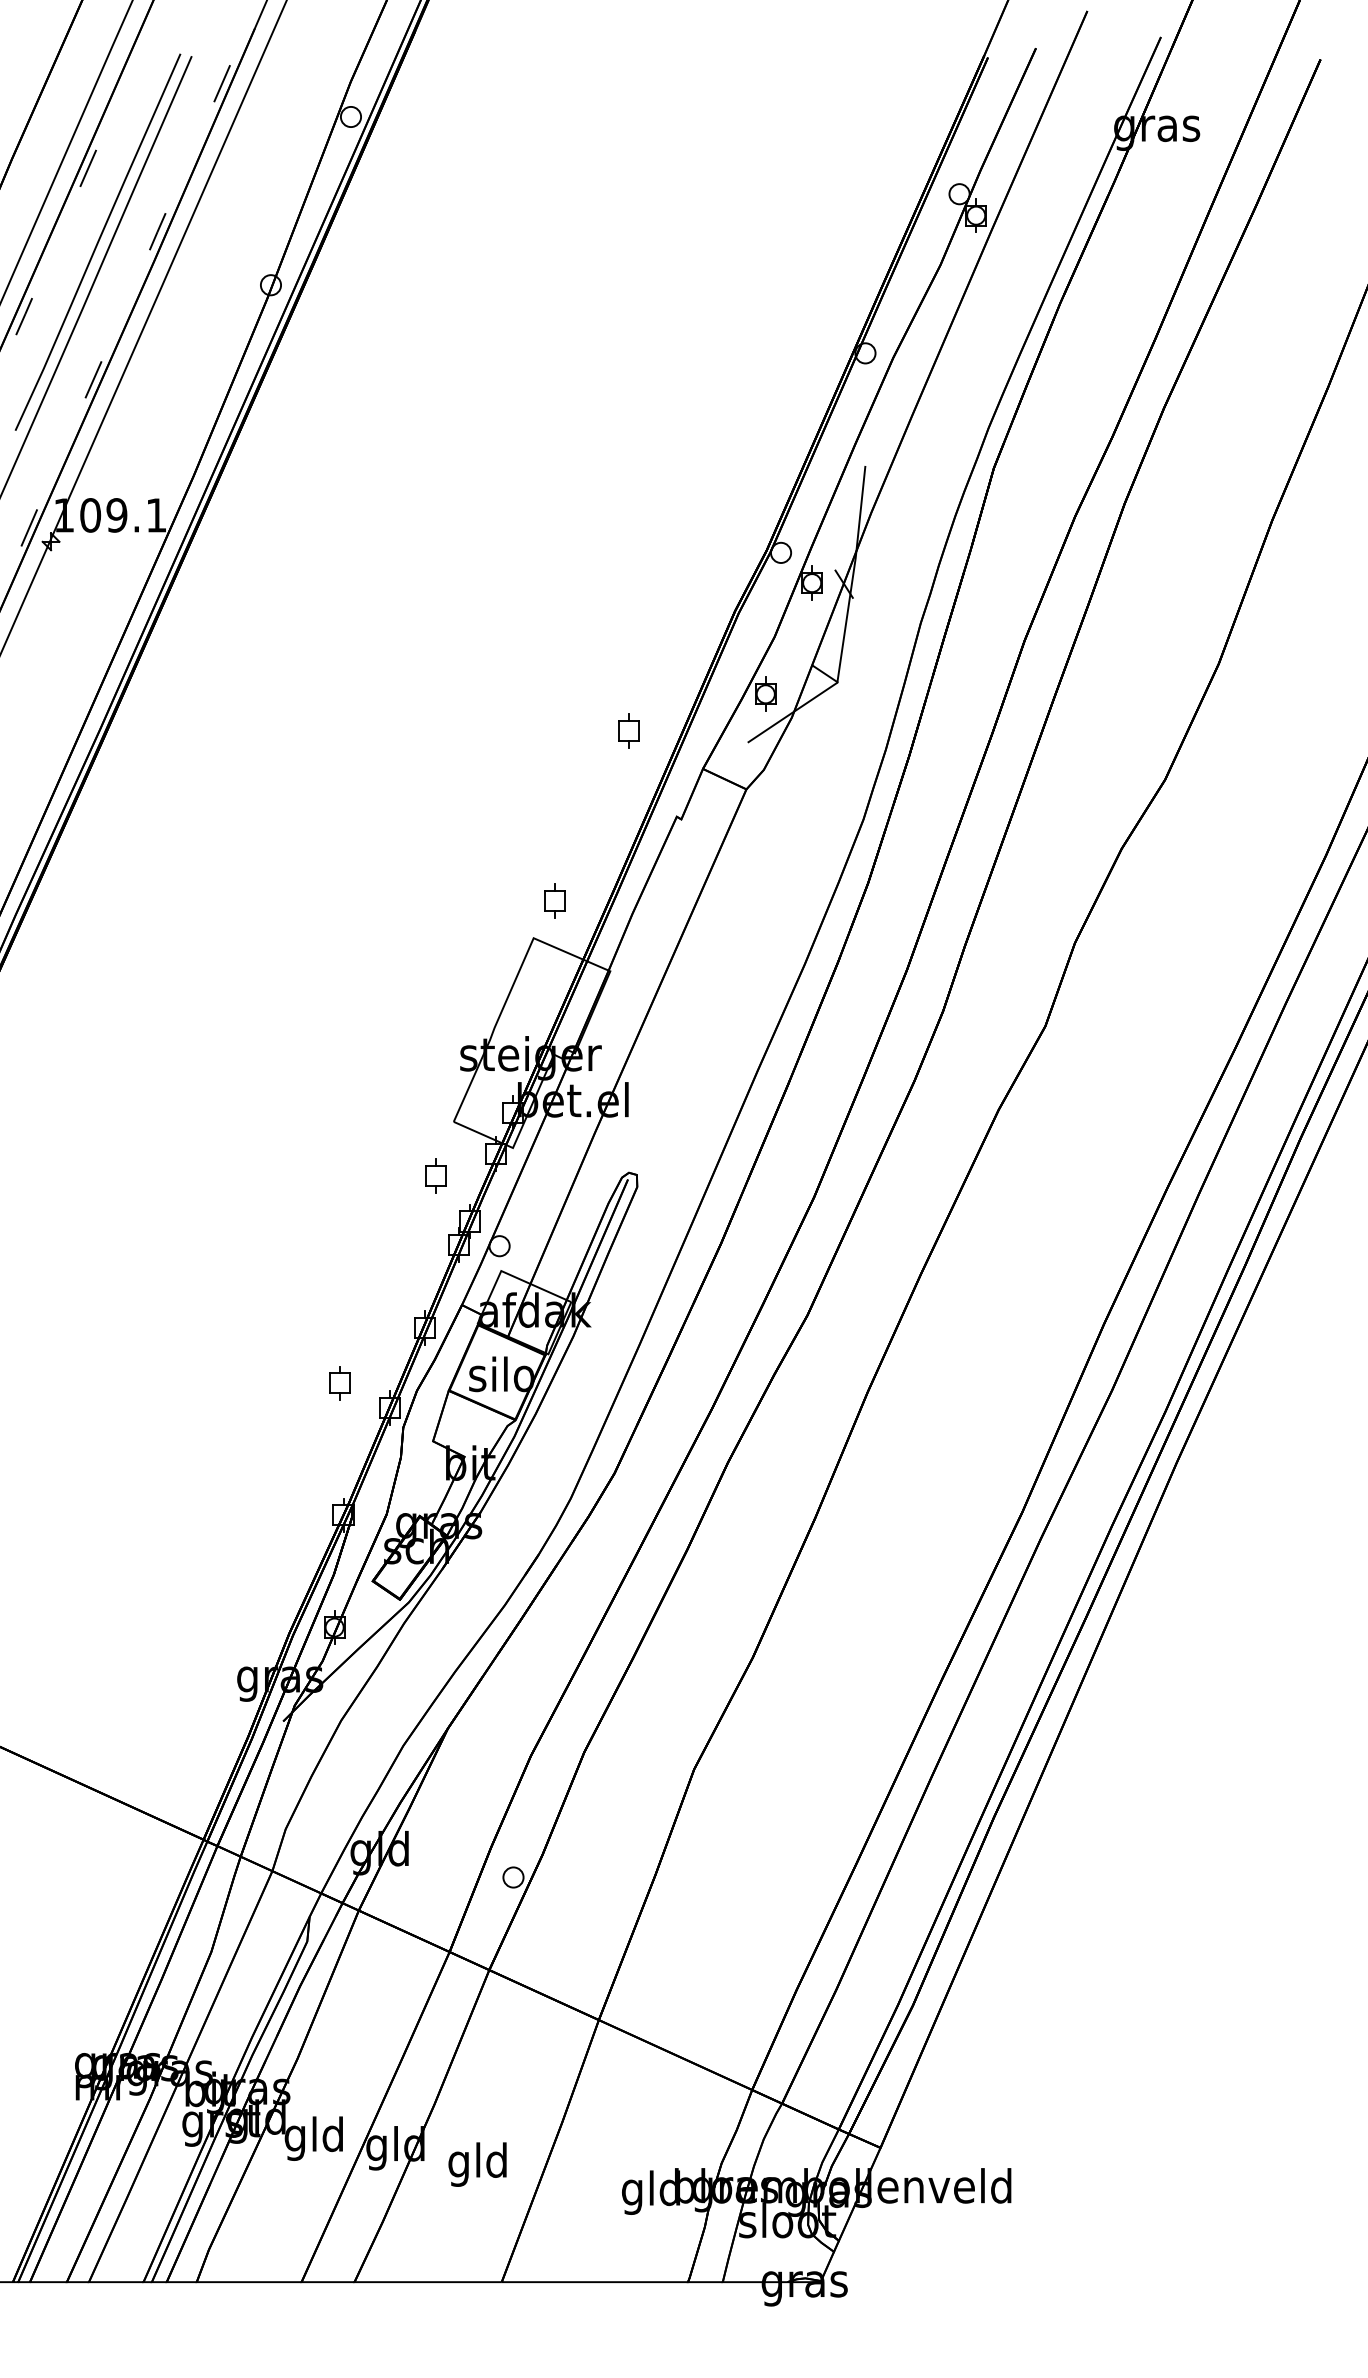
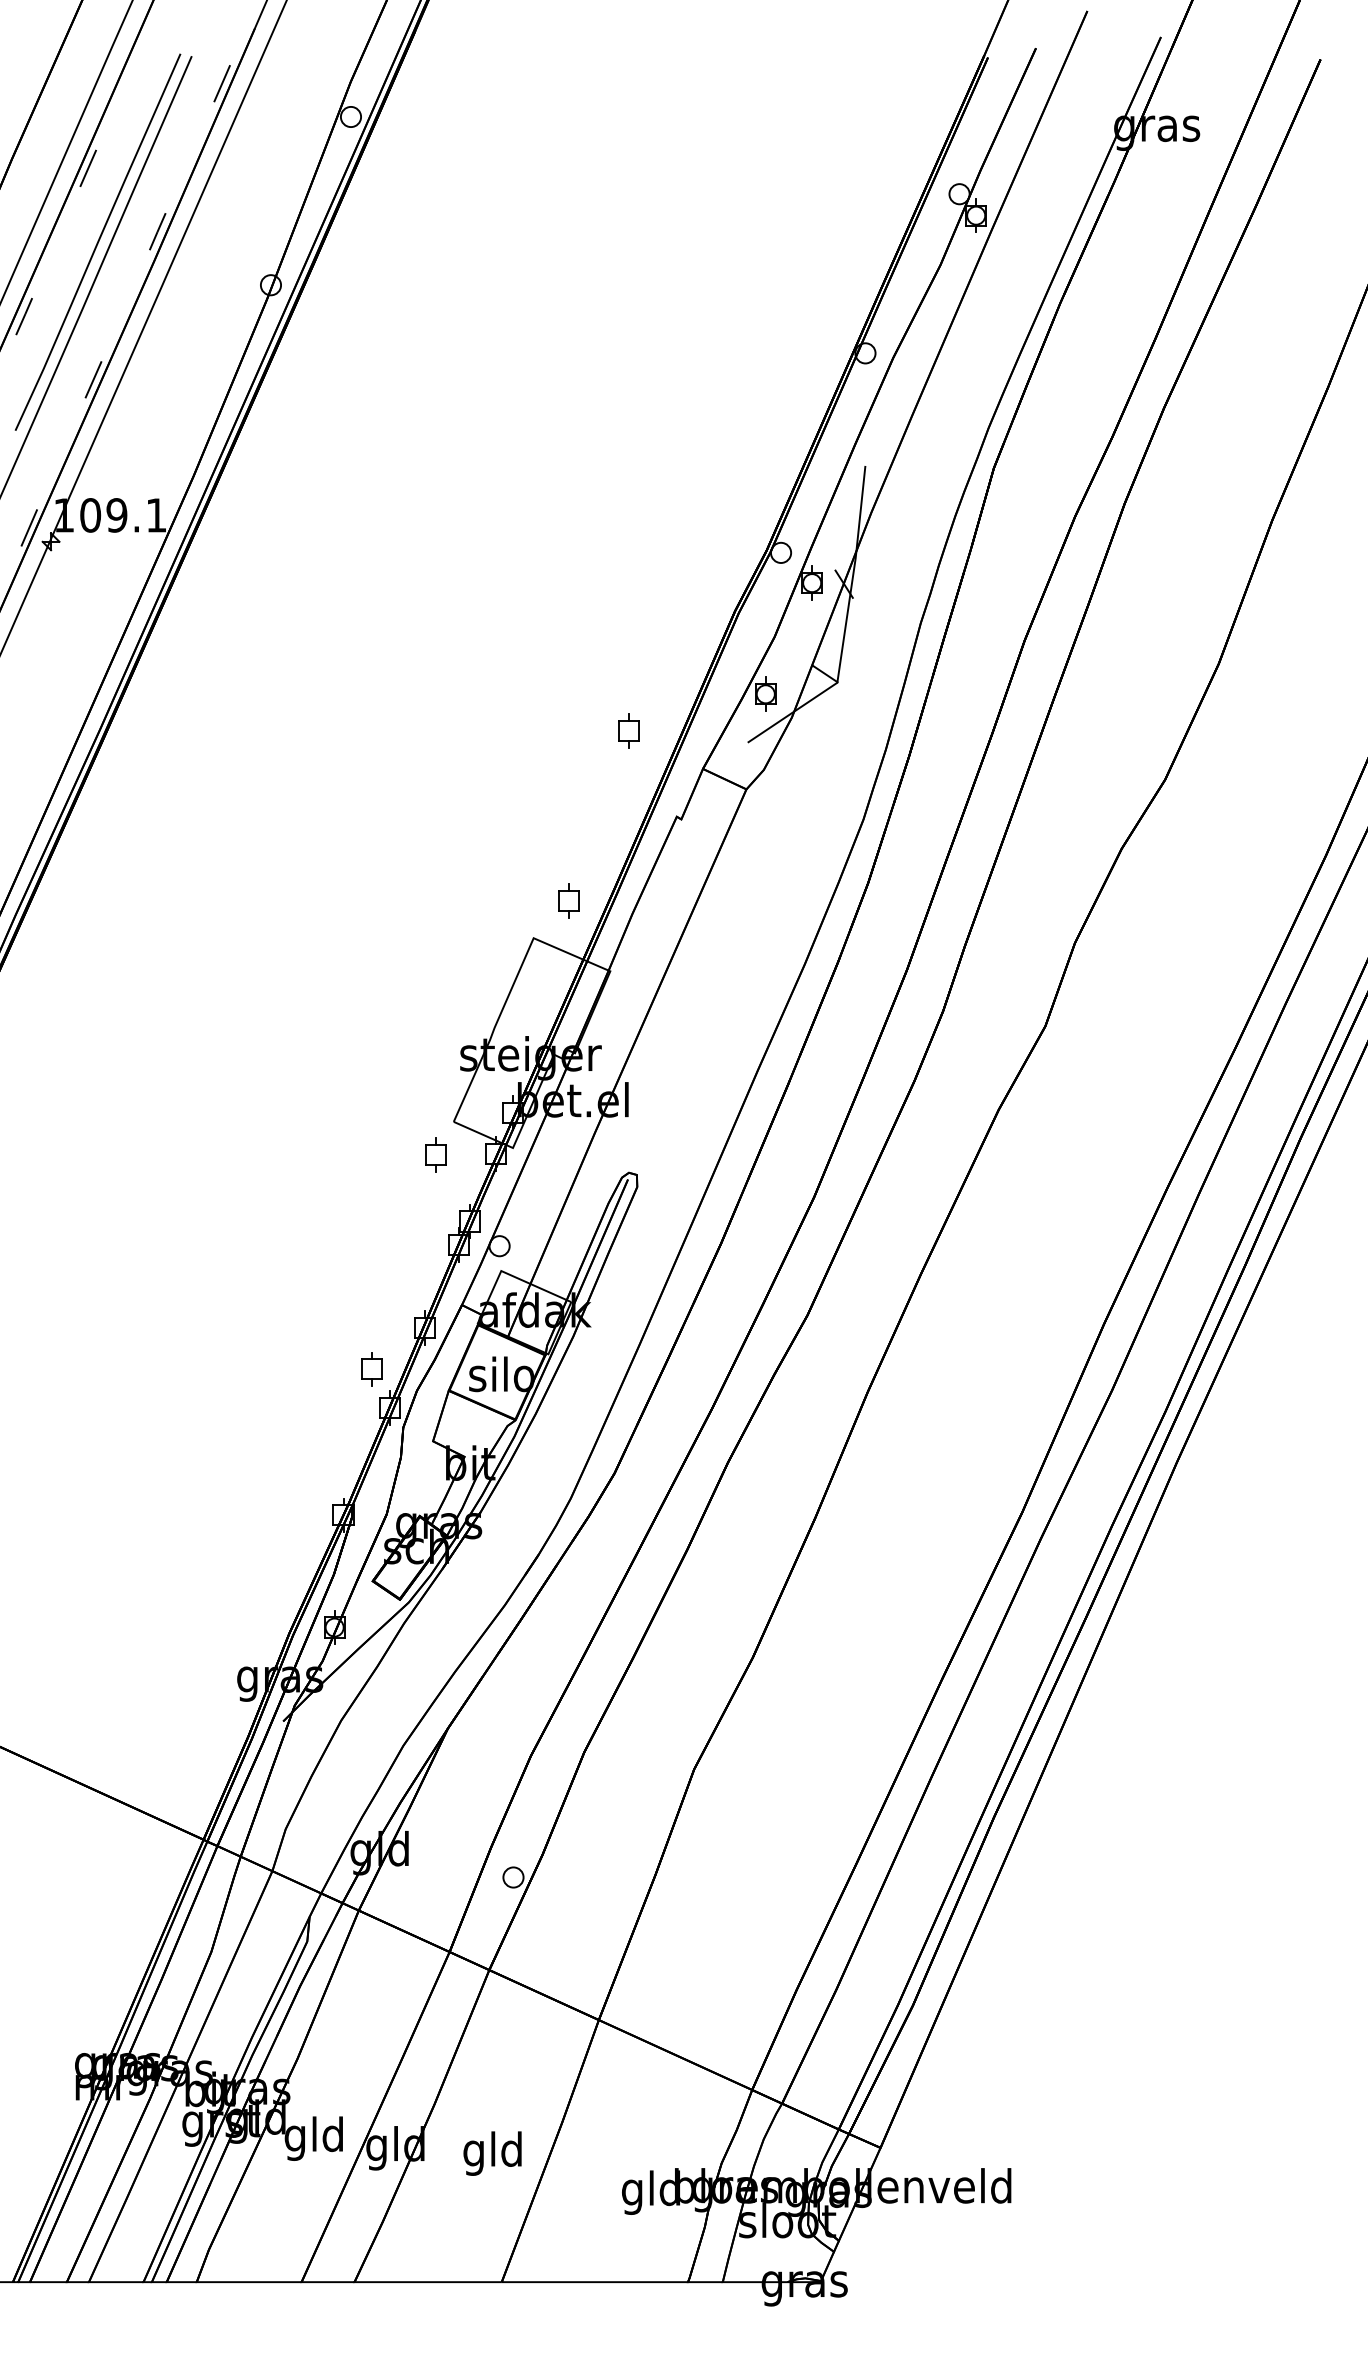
part position: (554, 900) -> (568, 900) (568, 900)
part position: (435, 1175) -> (435, 1154) (435, 1154)
part position: (339, 1383) -> (371, 1369) (371, 1369)
text position: (477, 2164) -> (492, 2153) (492, 2153)
